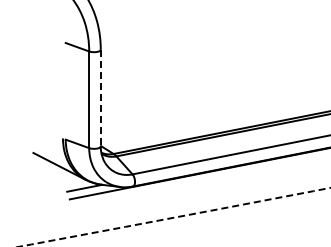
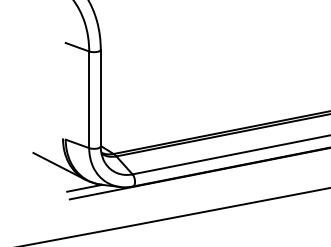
line: dashed -> solid (100, 98)
arc: dashed -> solid (174, 217)
